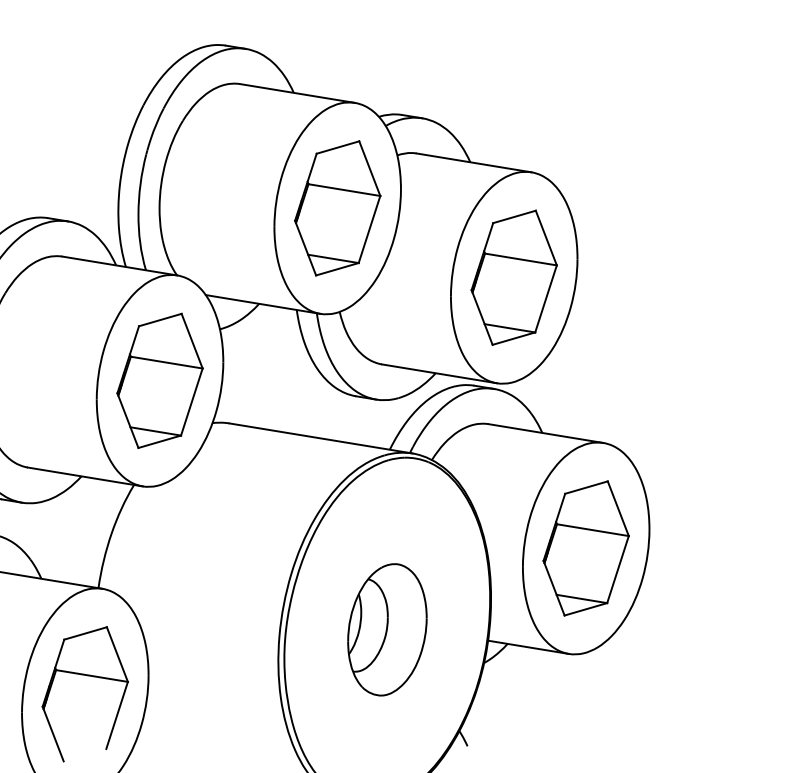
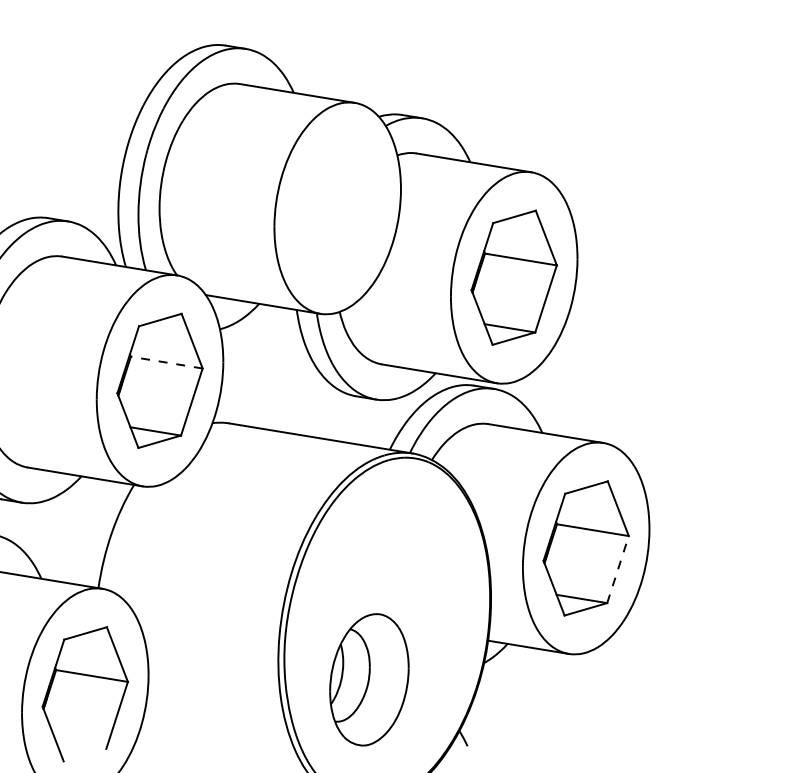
part: present -> none (337, 208)
line: solid -> dashed (166, 362)
line: solid -> dashed (618, 569)
part position: (387, 629) -> (369, 679) (369, 679)
